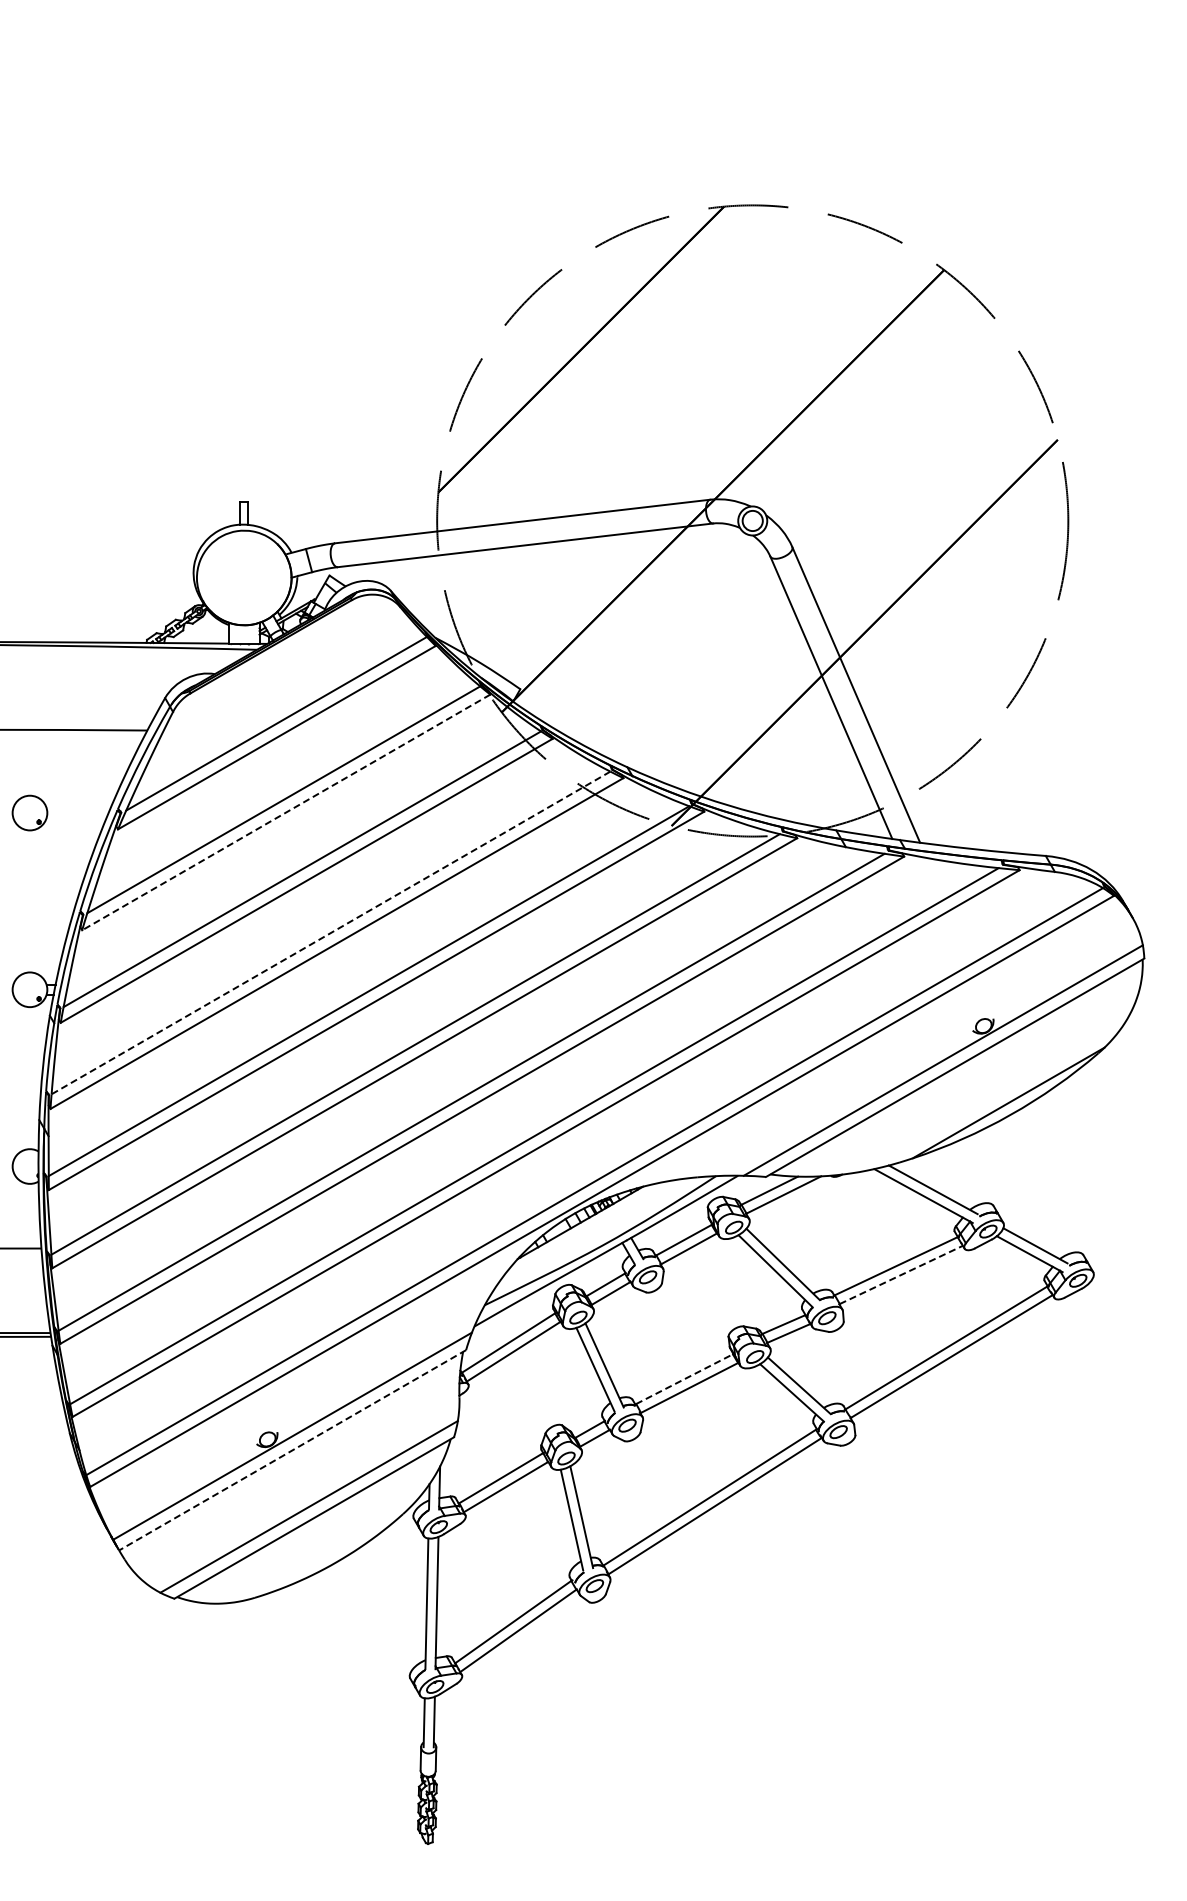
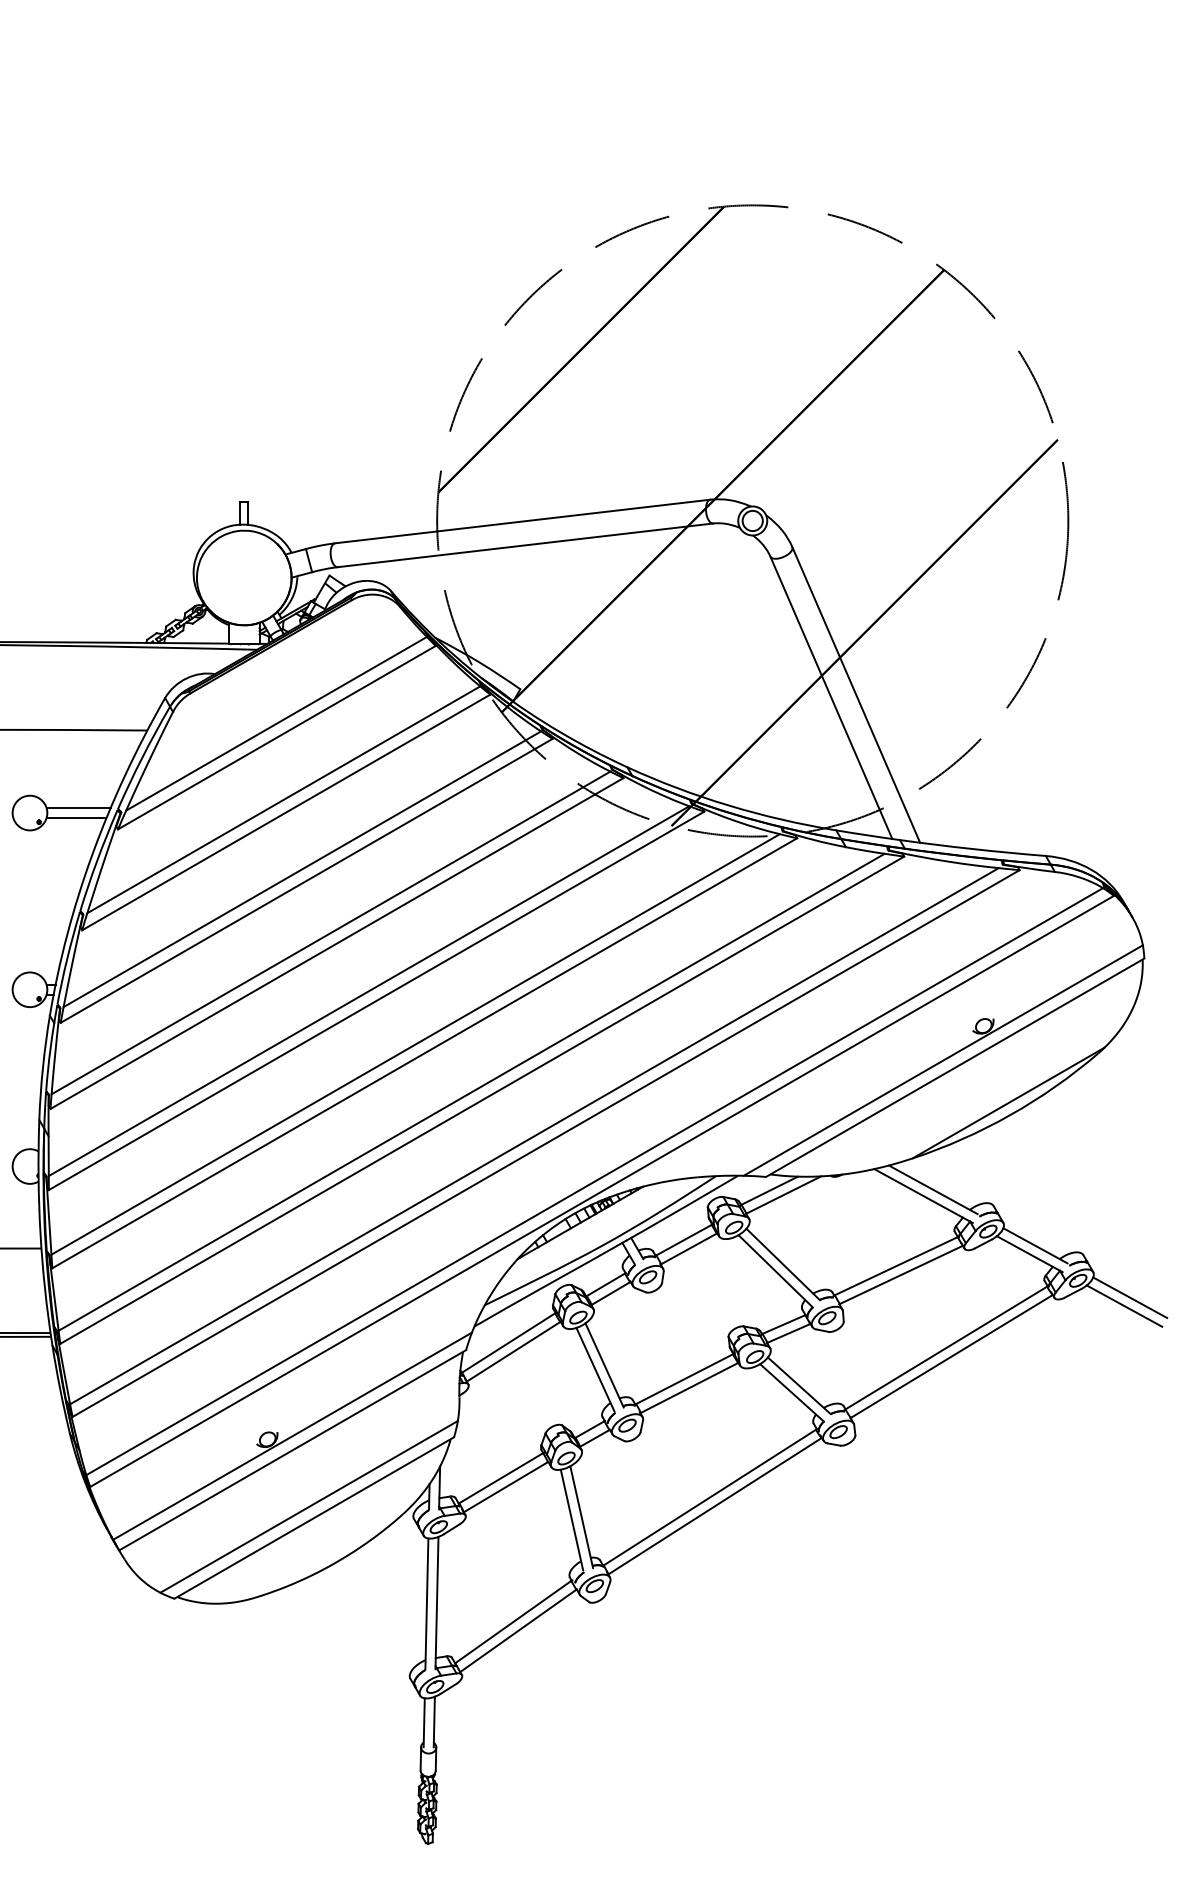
line: none -> present (78, 808)
line: dashed -> solid (286, 812)
line: none -> present (76, 818)
line: dashed -> solid (331, 932)
line: dashed -> solid (901, 1274)
line: none -> present (1130, 1297)
line: none -> present (1124, 1305)
line: dashed -> solid (684, 1379)
line: dashed -> solid (292, 1450)
